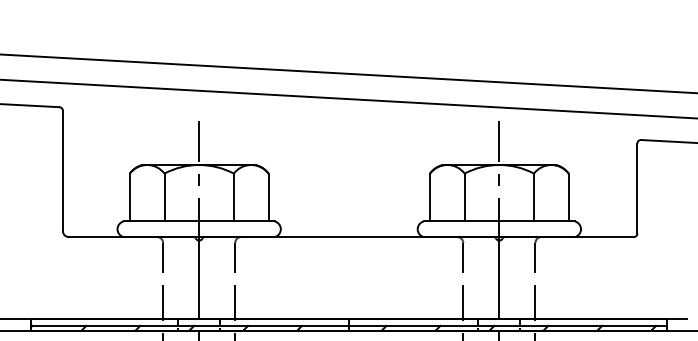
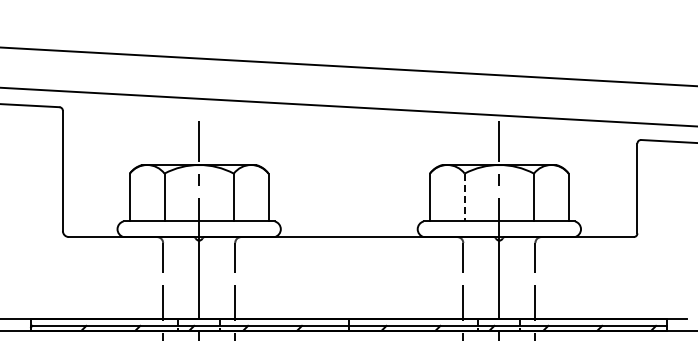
line position: (348, 73) -> (348, 66) (348, 66)
line position: (348, 98) -> (348, 106) (348, 106)
line: solid -> dashed (464, 197)
